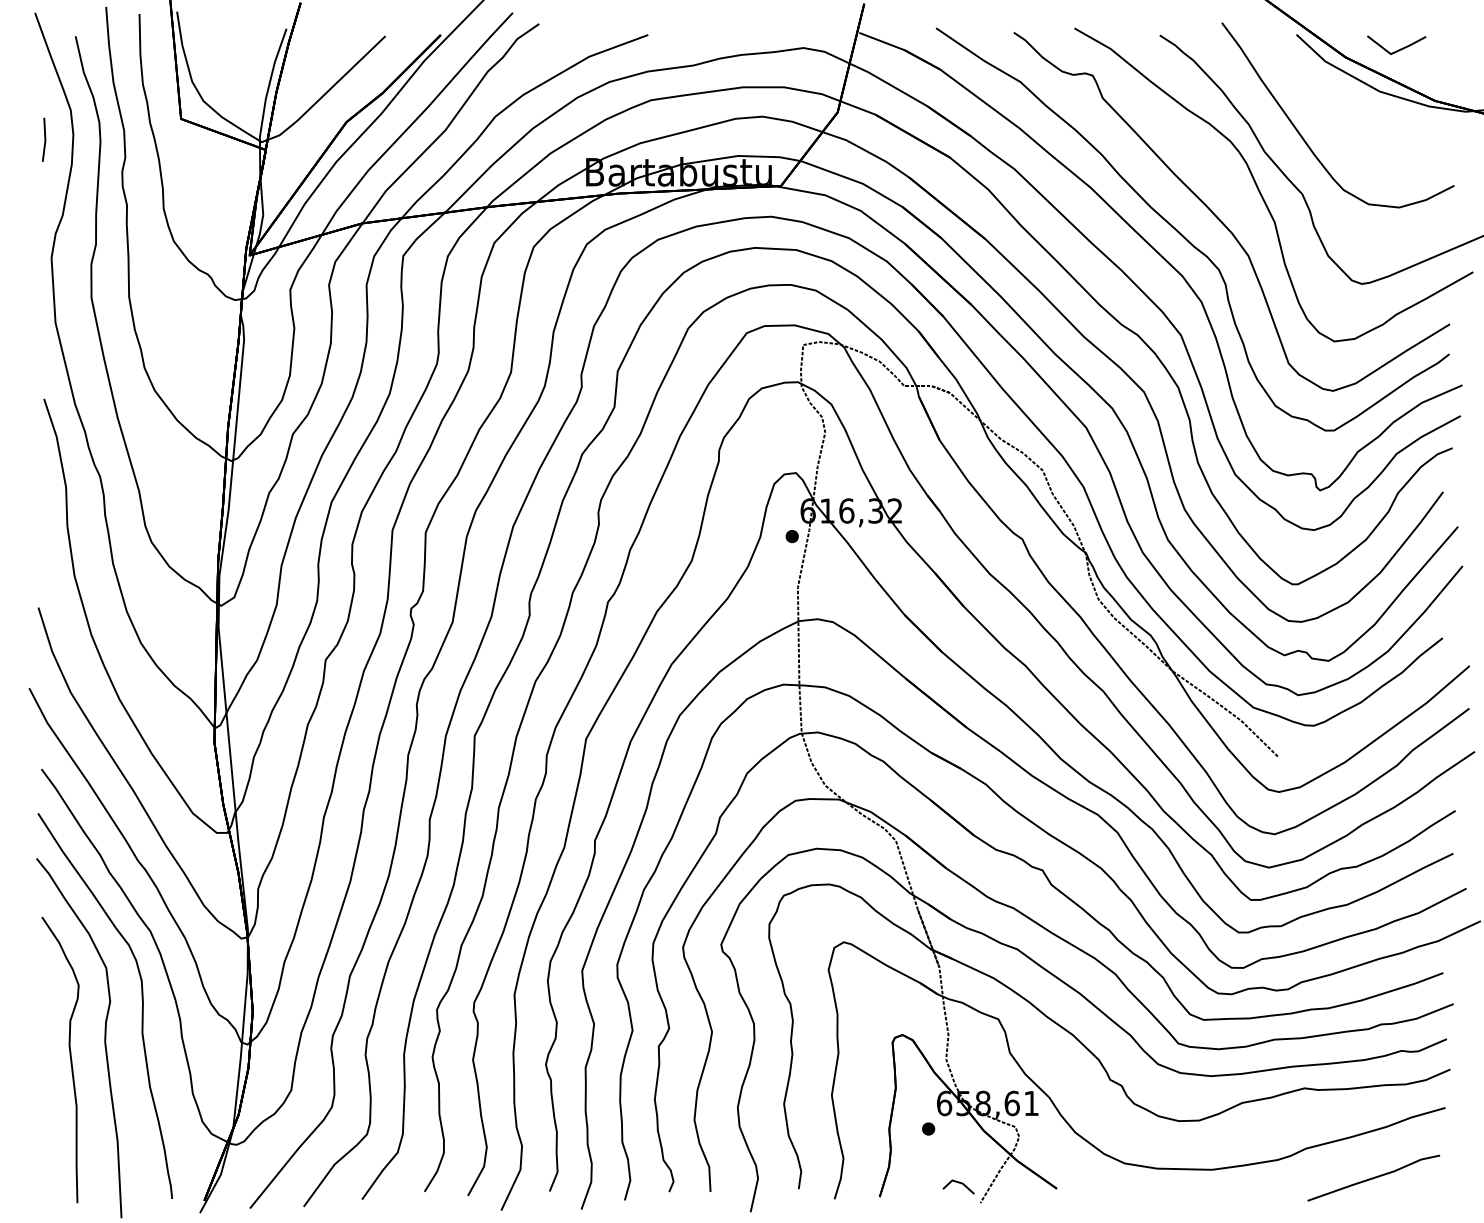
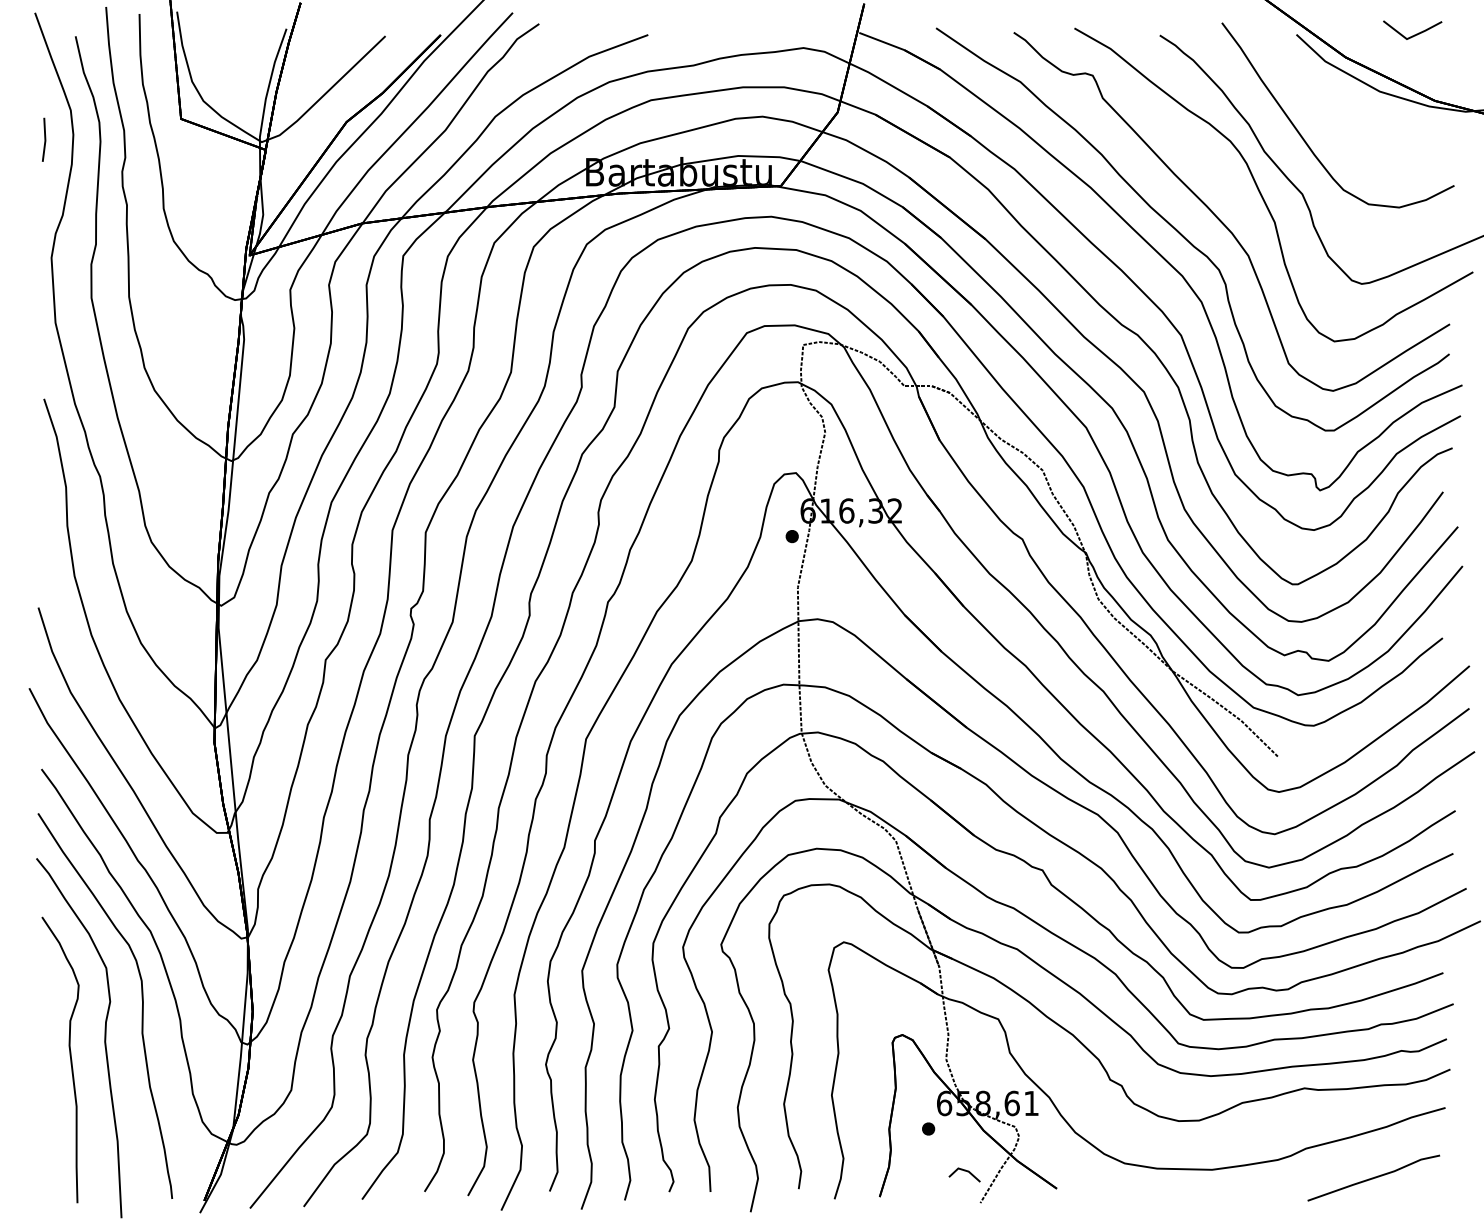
part position: (1396, 44) -> (1412, 29) (1412, 29)
part position: (958, 1186) -> (964, 1174) (964, 1174)
